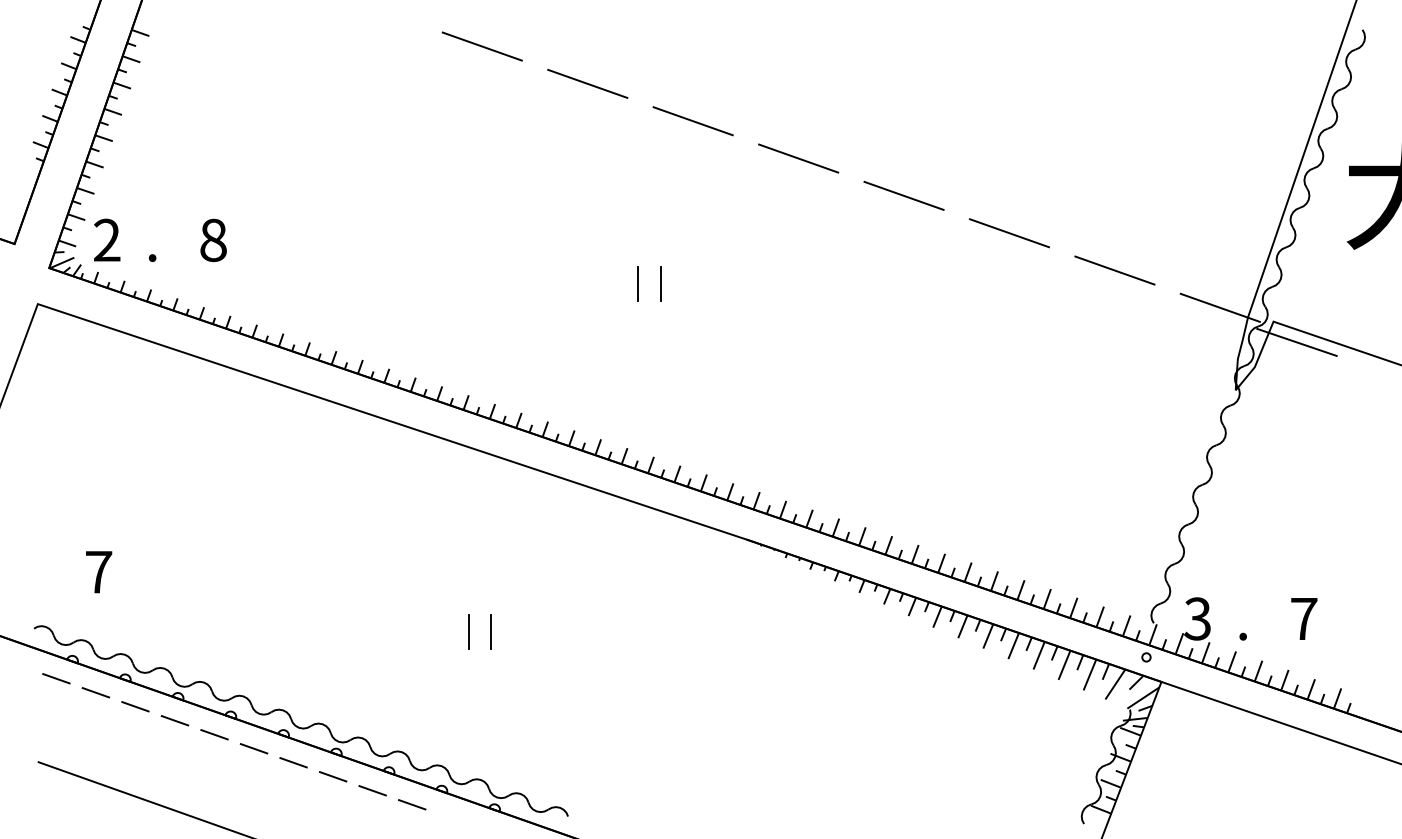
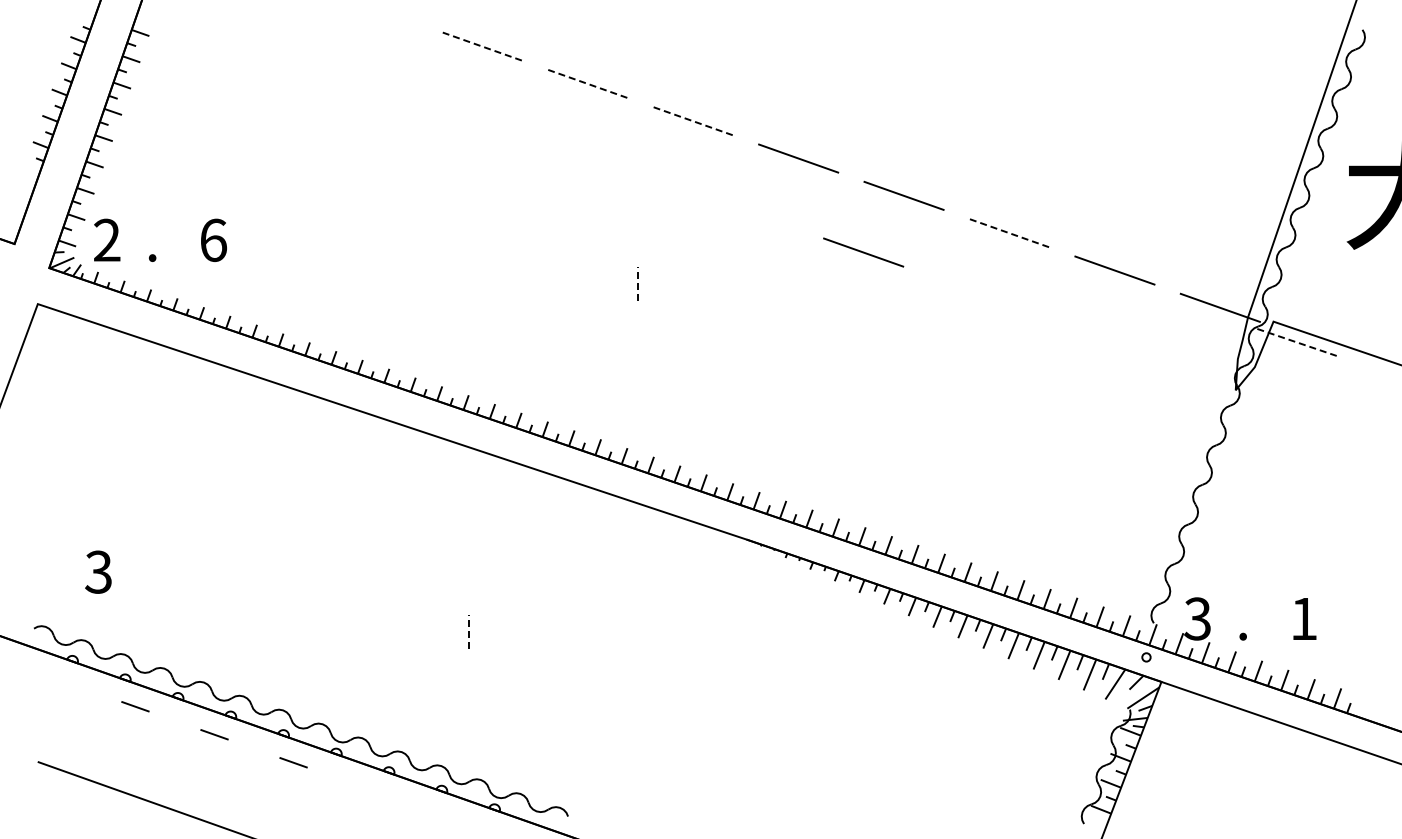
line: solid -> dashed (482, 46)
line: solid -> dashed (587, 83)
line: solid -> dashed (693, 121)
line: solid -> dashed (1009, 233)
text: 8 -> 6 (213, 239)
line: none -> present (863, 252)
line: present -> none (660, 283)
line: solid -> dashed (638, 284)
line: solid -> dashed (1297, 342)
text: 7 -> 3 (98, 571)
text: 7 -> 1 (1304, 618)
line: solid -> dashed (468, 631)
line: present -> none (490, 631)
line: present -> none (56, 678)
line: present -> none (95, 692)
line: present -> none (174, 720)
line: present -> none (253, 748)
line: present -> none (332, 776)
line: present -> none (372, 790)
line: present -> none (412, 804)
